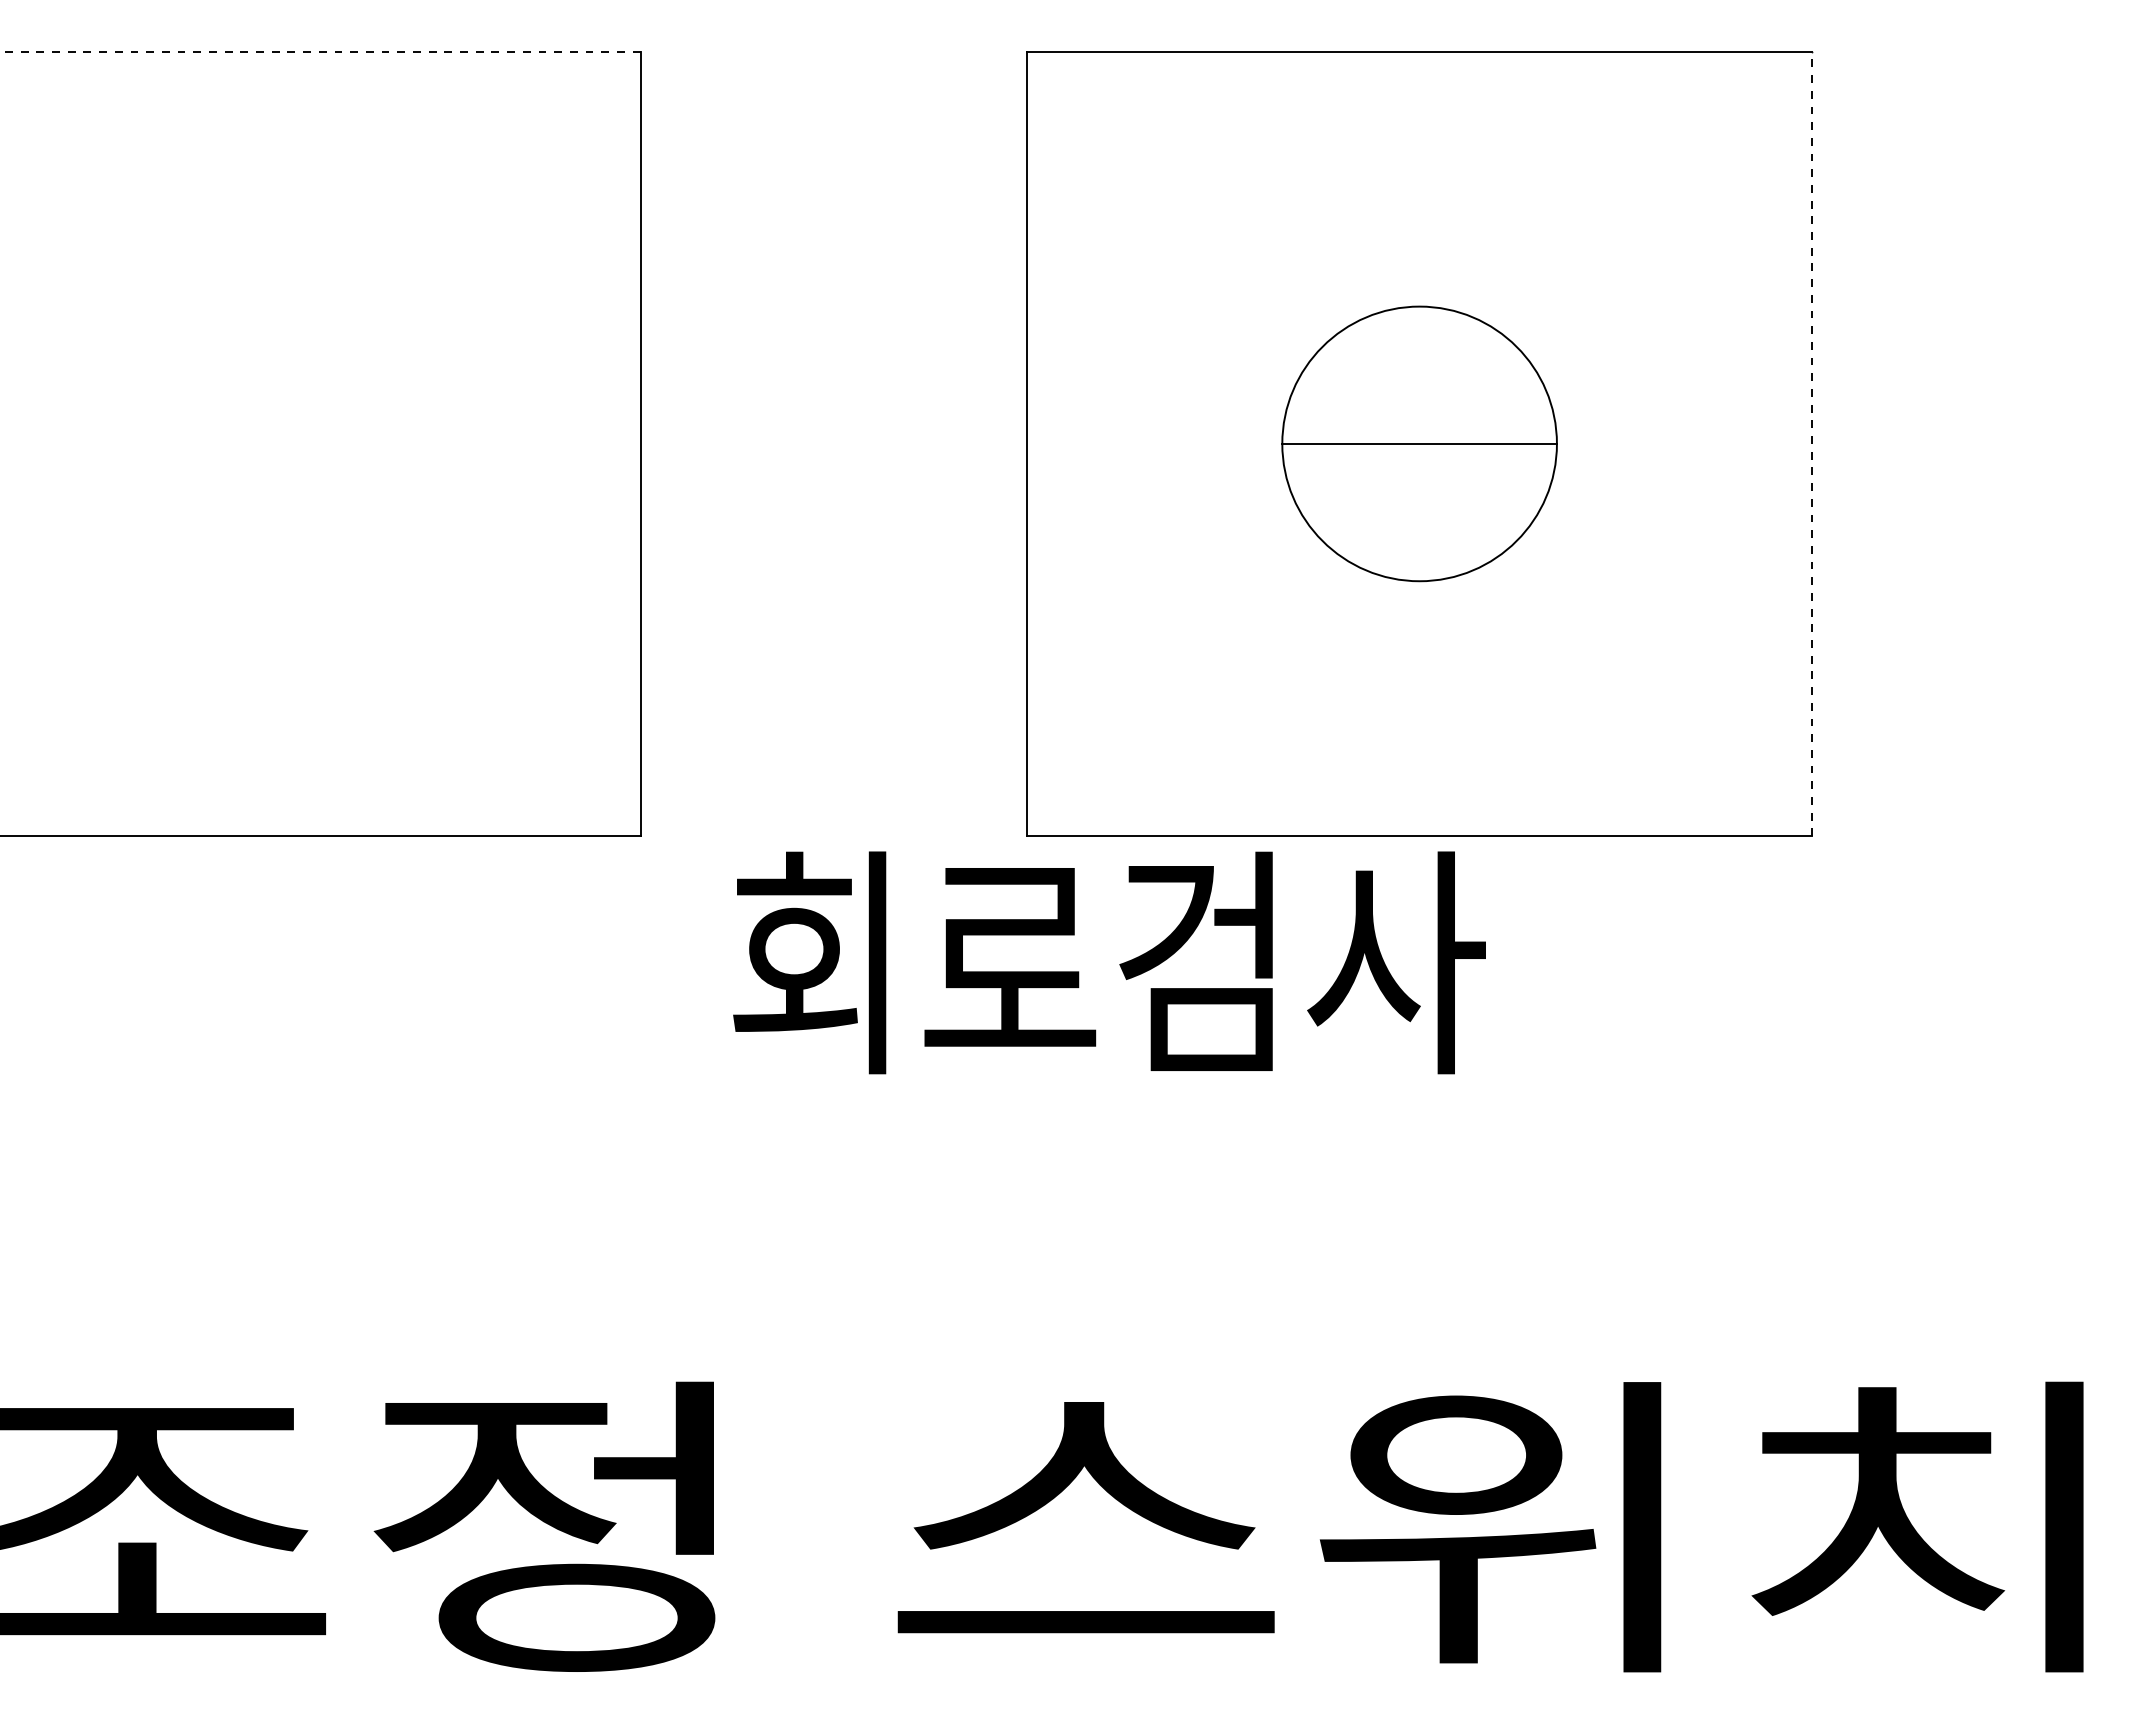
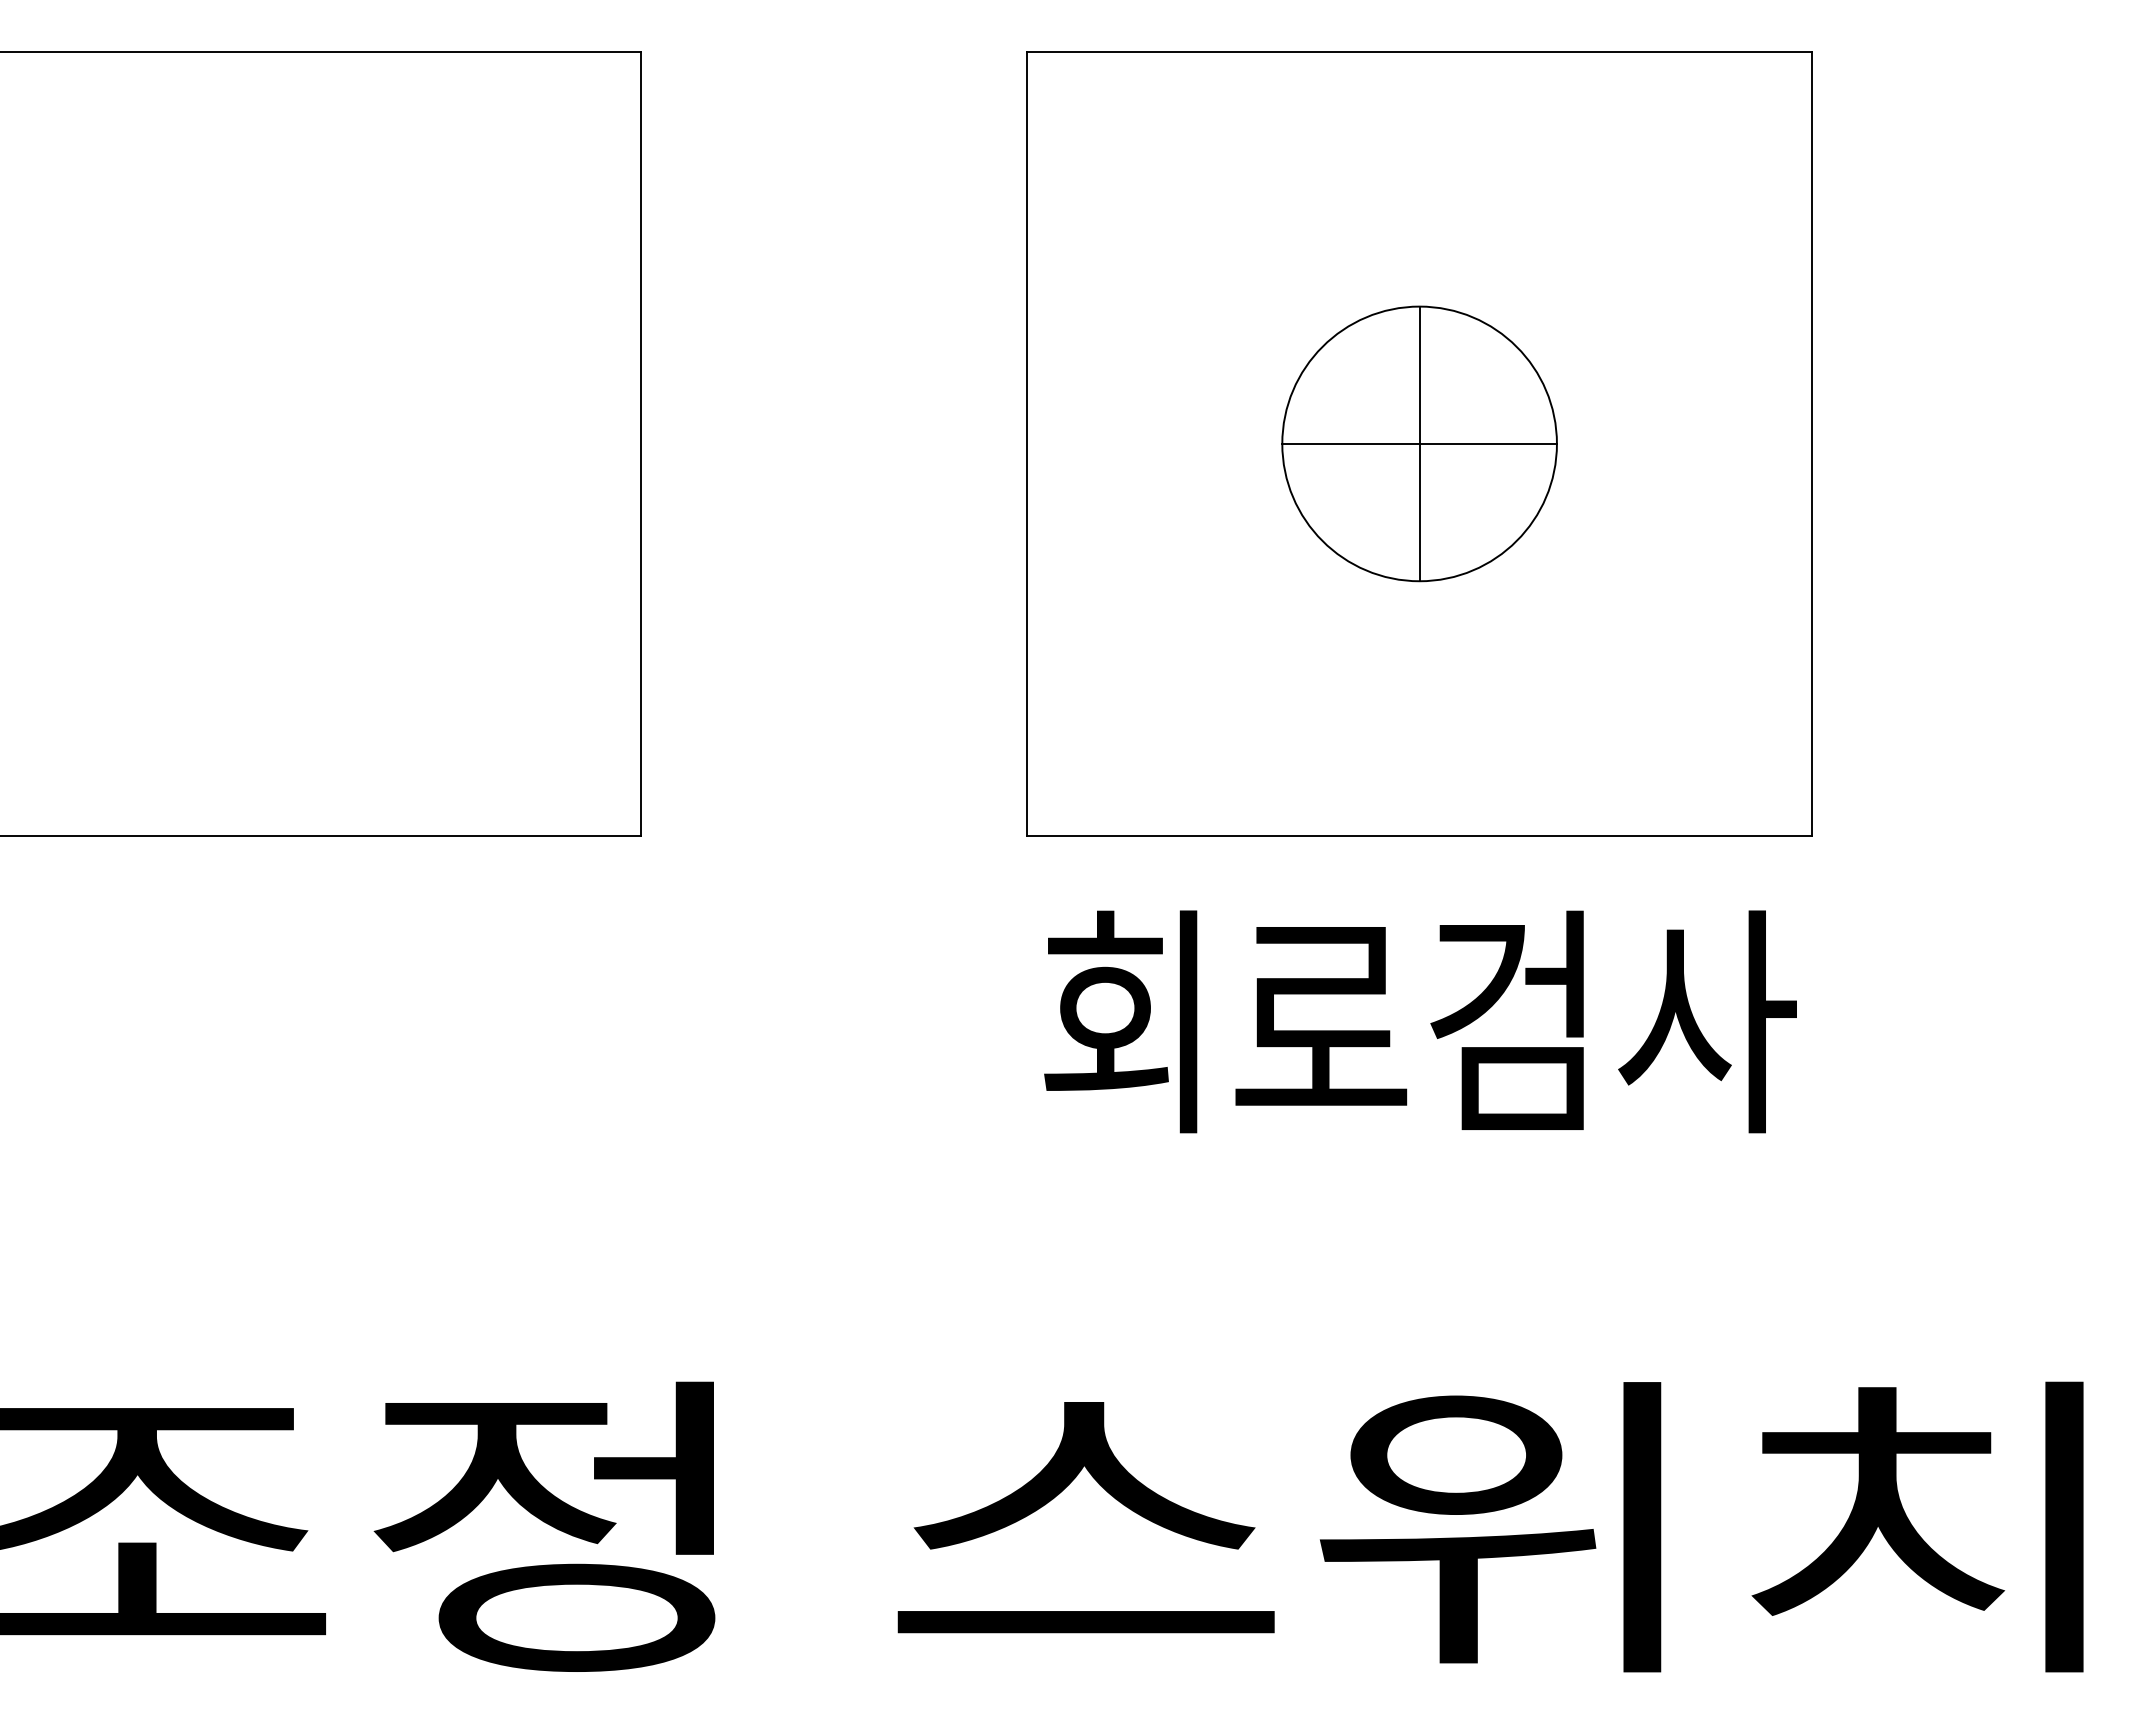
line: dashed -> solid (320, 51)
line: none -> present (1419, 443)
line: dashed -> solid (1811, 443)
text position: (1109, 962) -> (1420, 1021) (1420, 1021)
